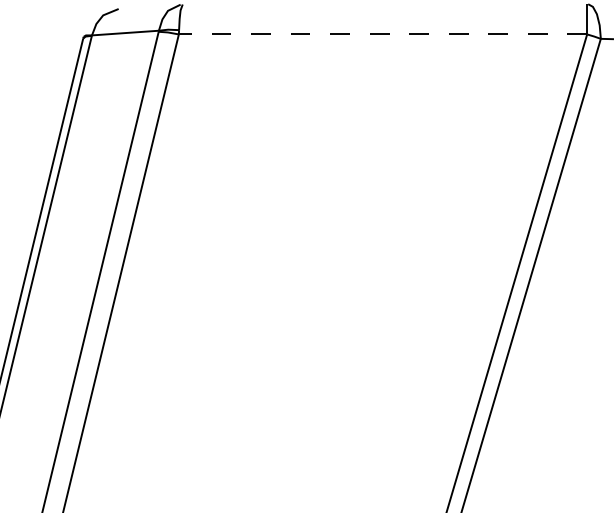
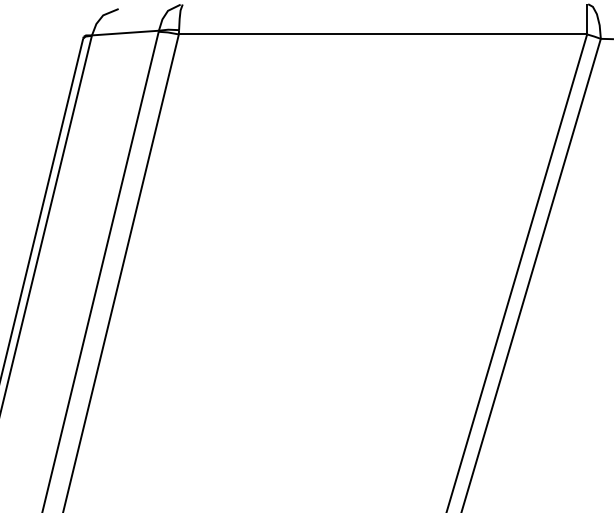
line: dashed -> solid (382, 34)
